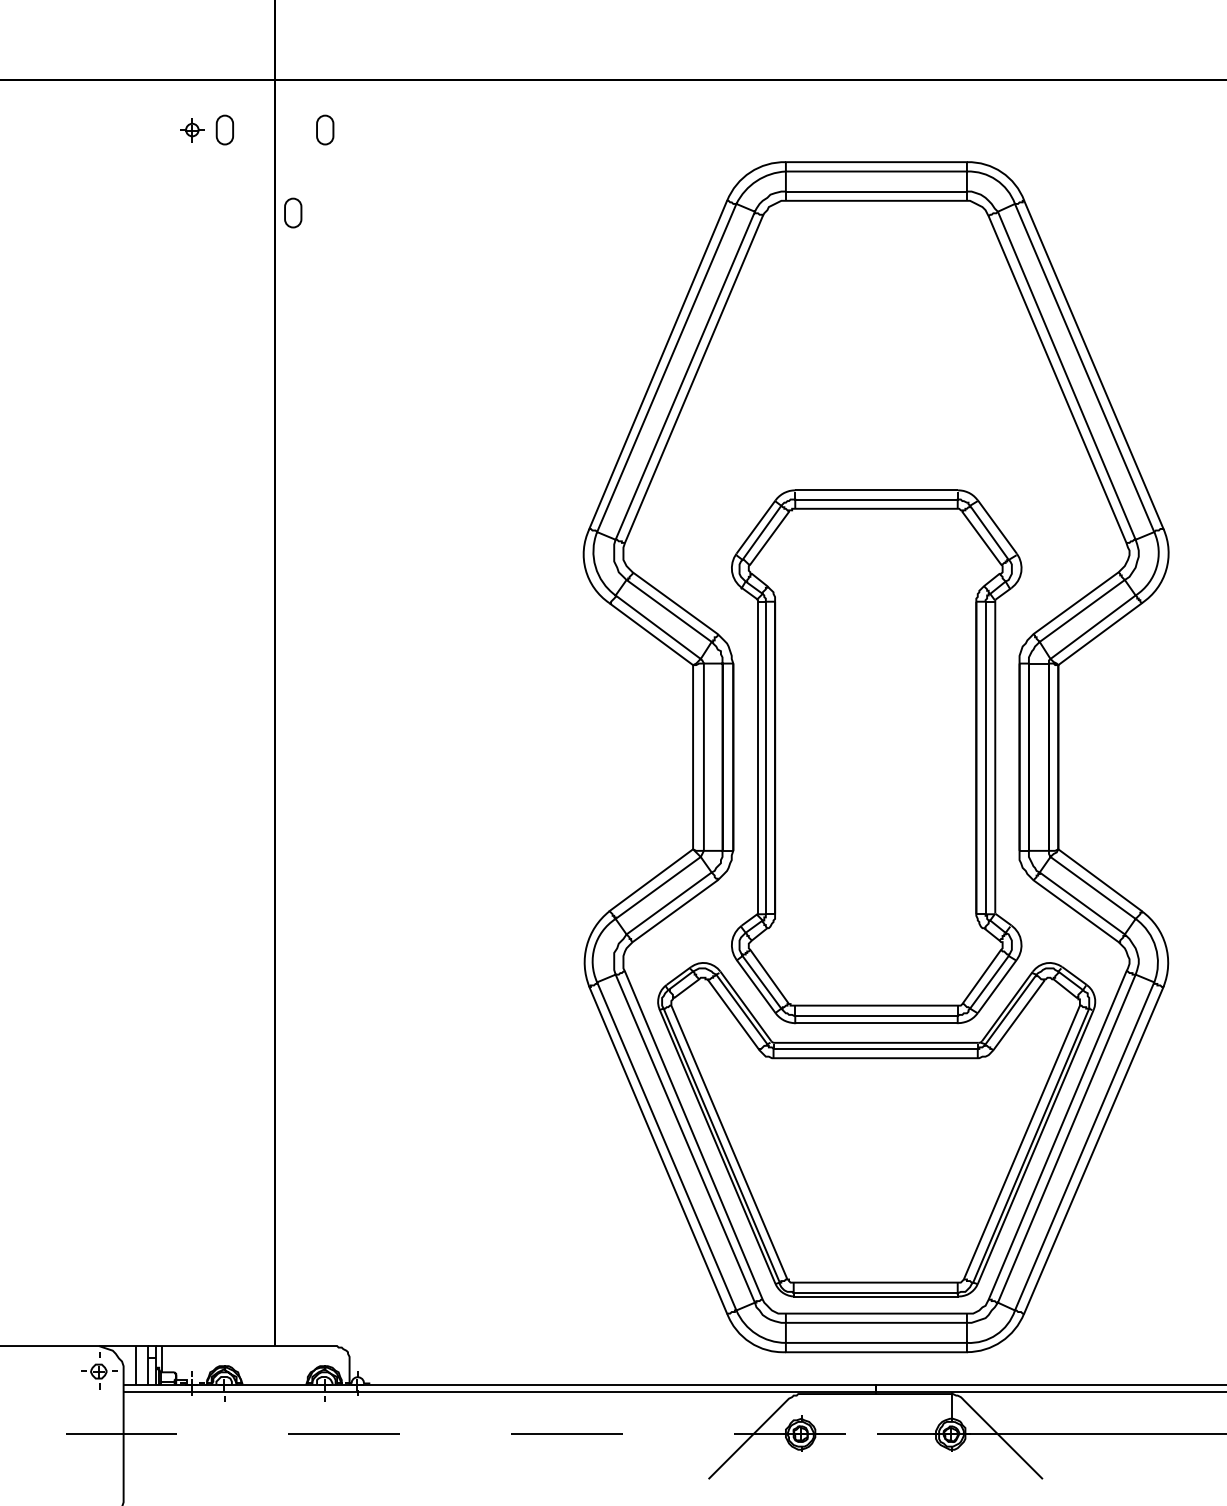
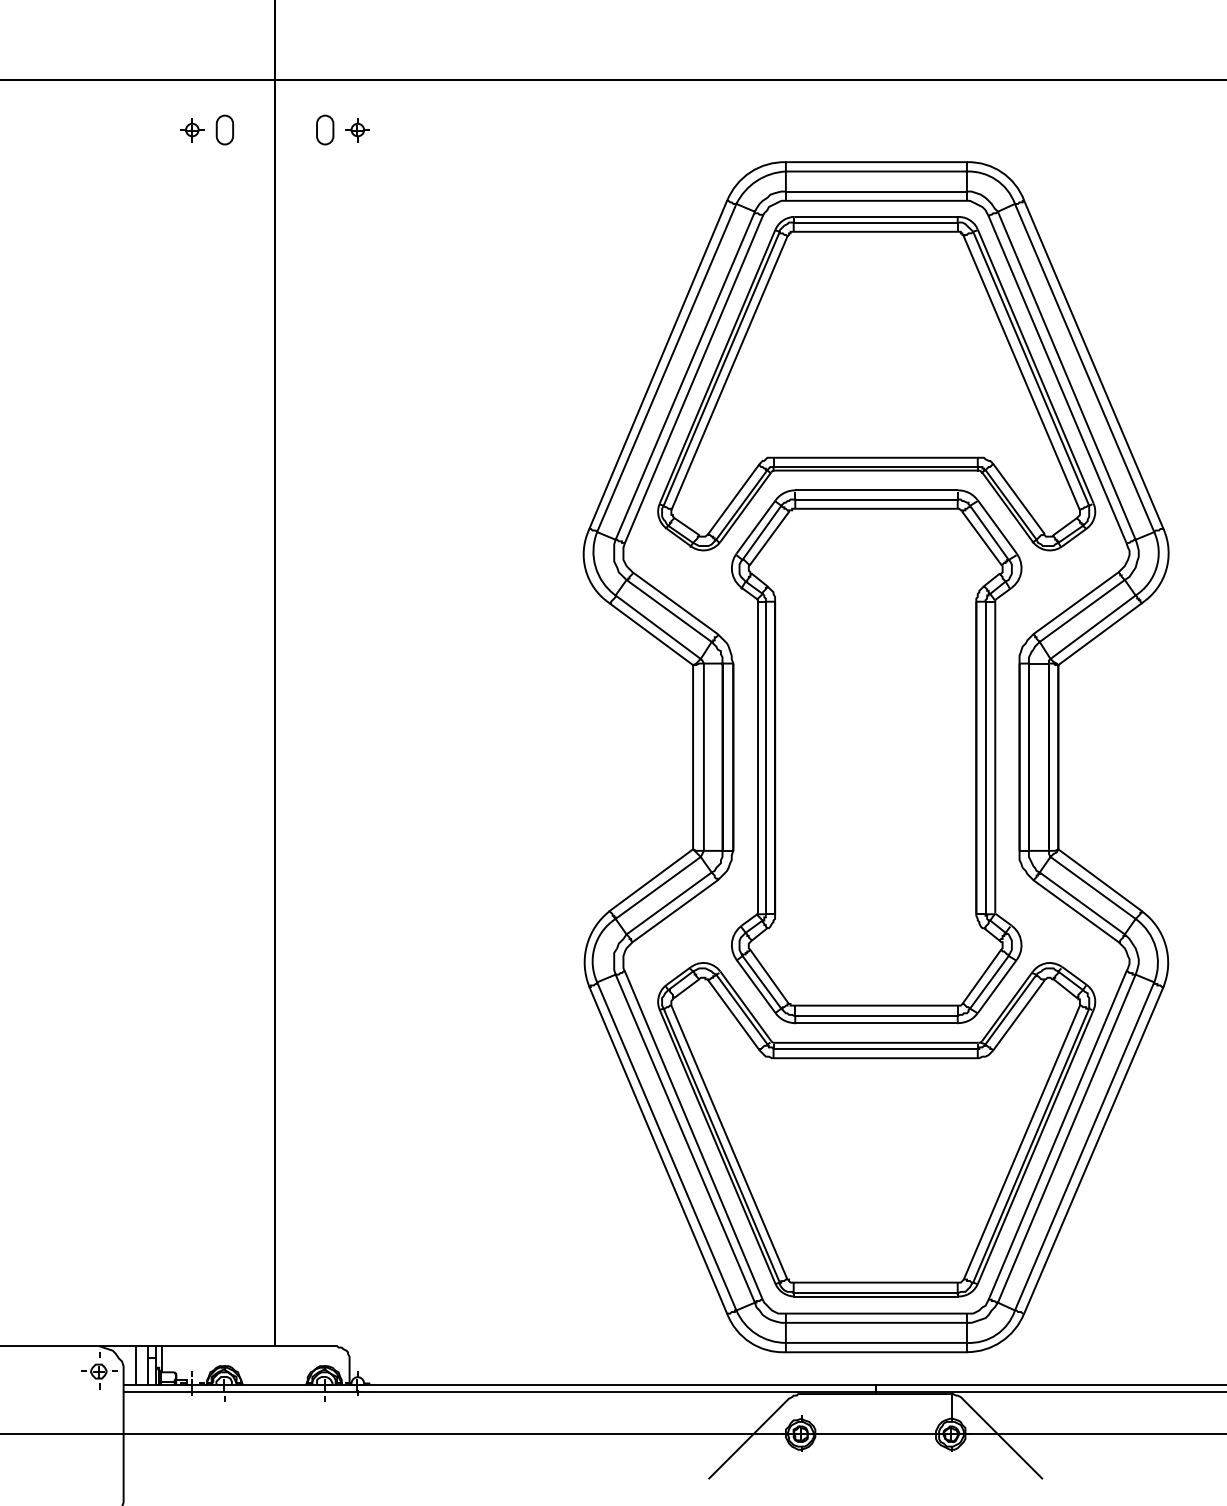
part: none -> present (357, 130)
part: present -> none (293, 212)
part: none -> present (876, 383)
line: dashed -> solid (438, 1433)
